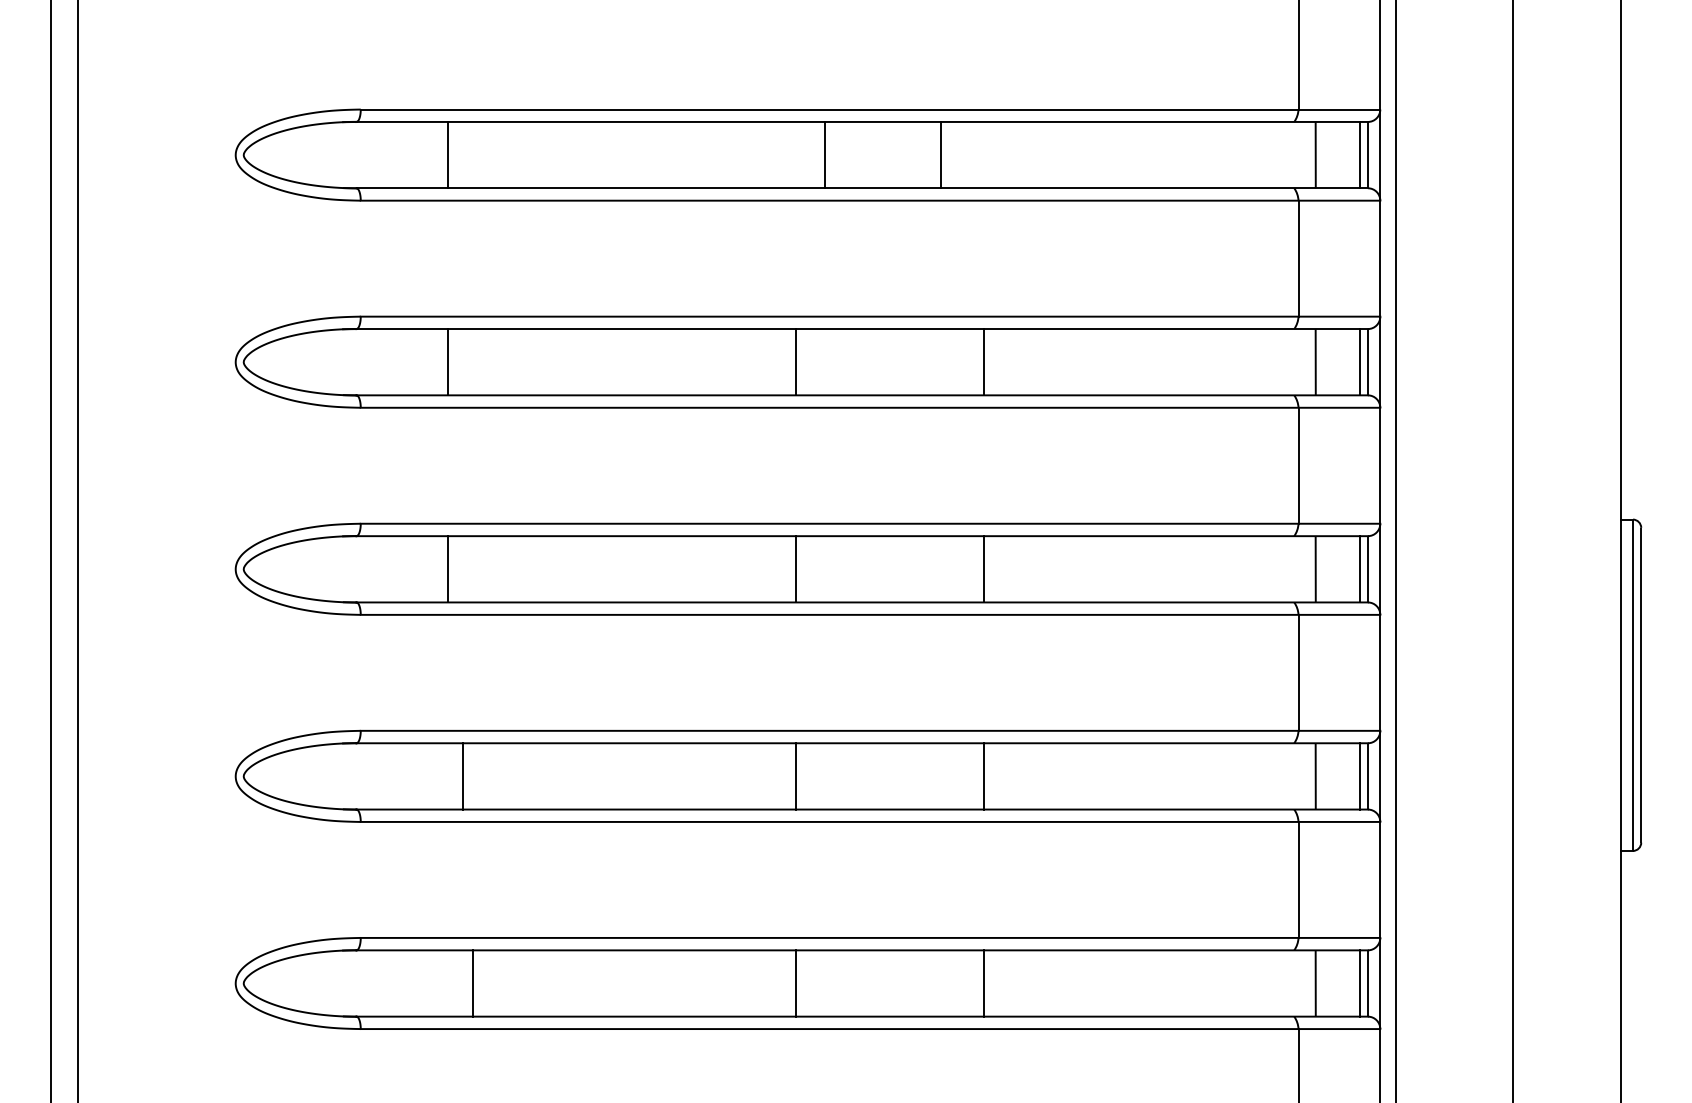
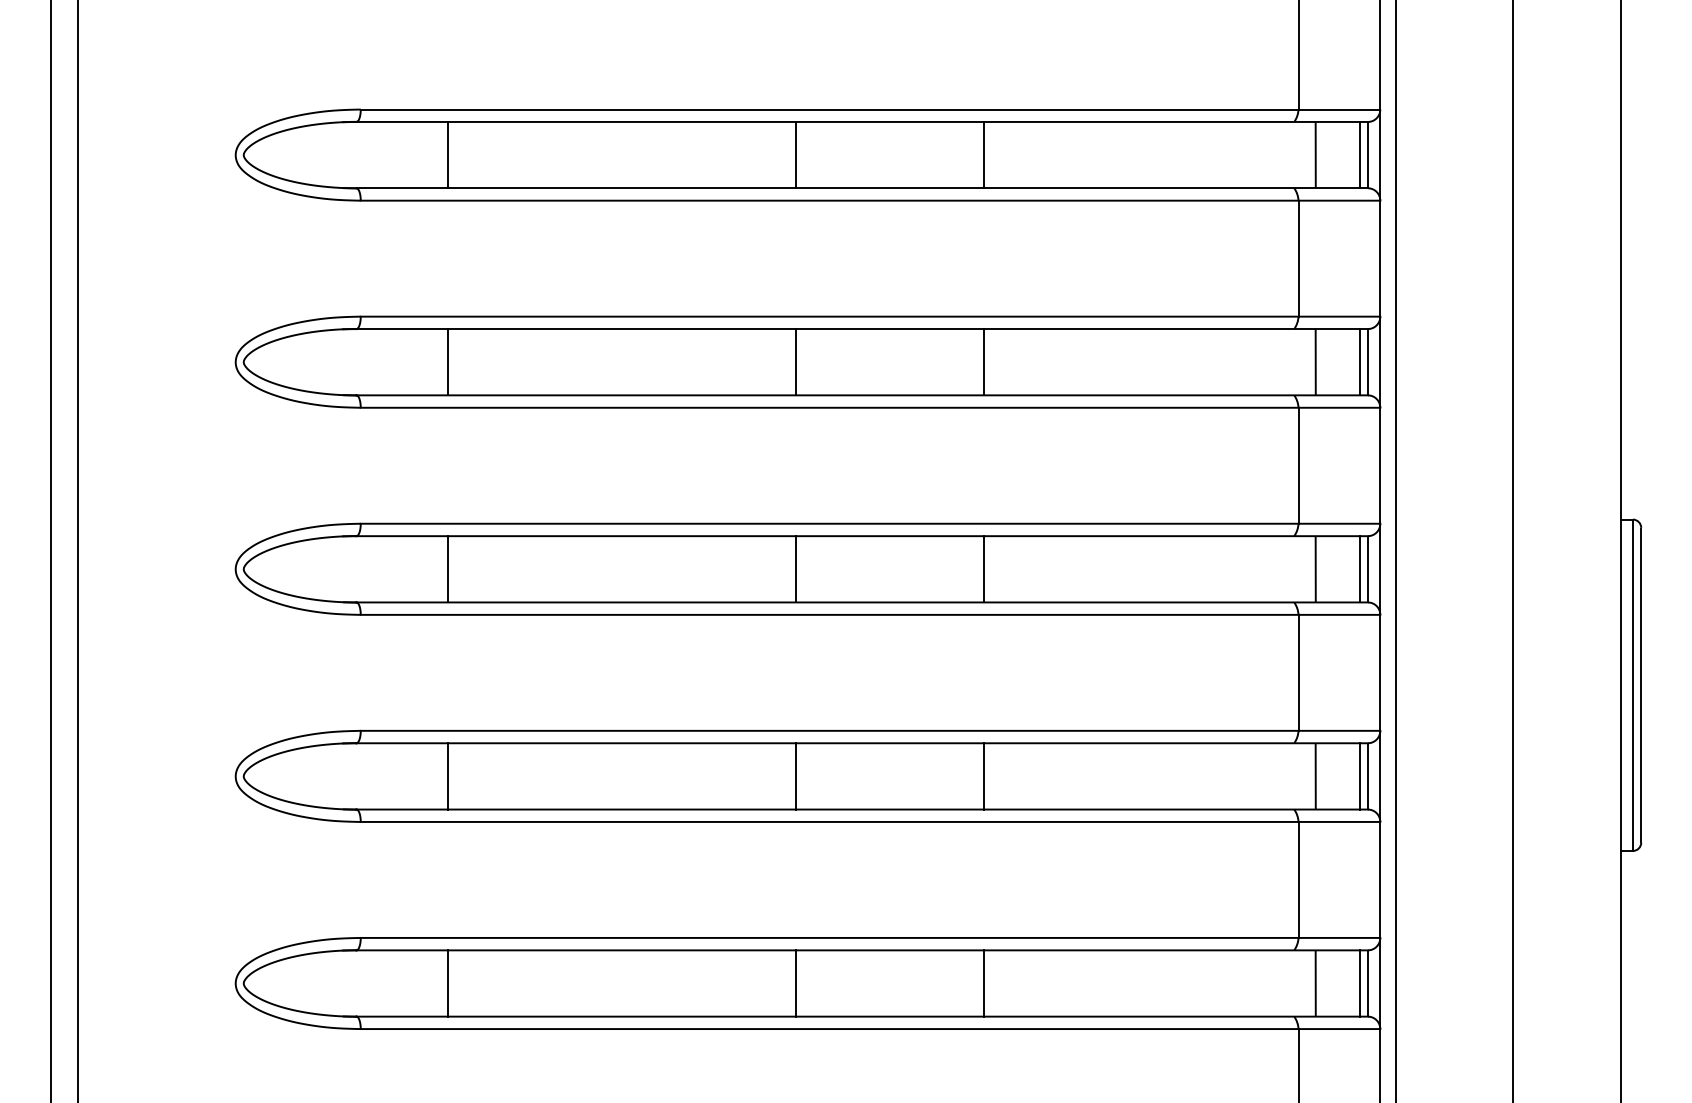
line position: (824, 154) -> (795, 154) (795, 154)
line position: (940, 154) -> (983, 154) (983, 154)
line position: (462, 776) -> (447, 776) (447, 776)
line position: (472, 983) -> (447, 983) (447, 983)
